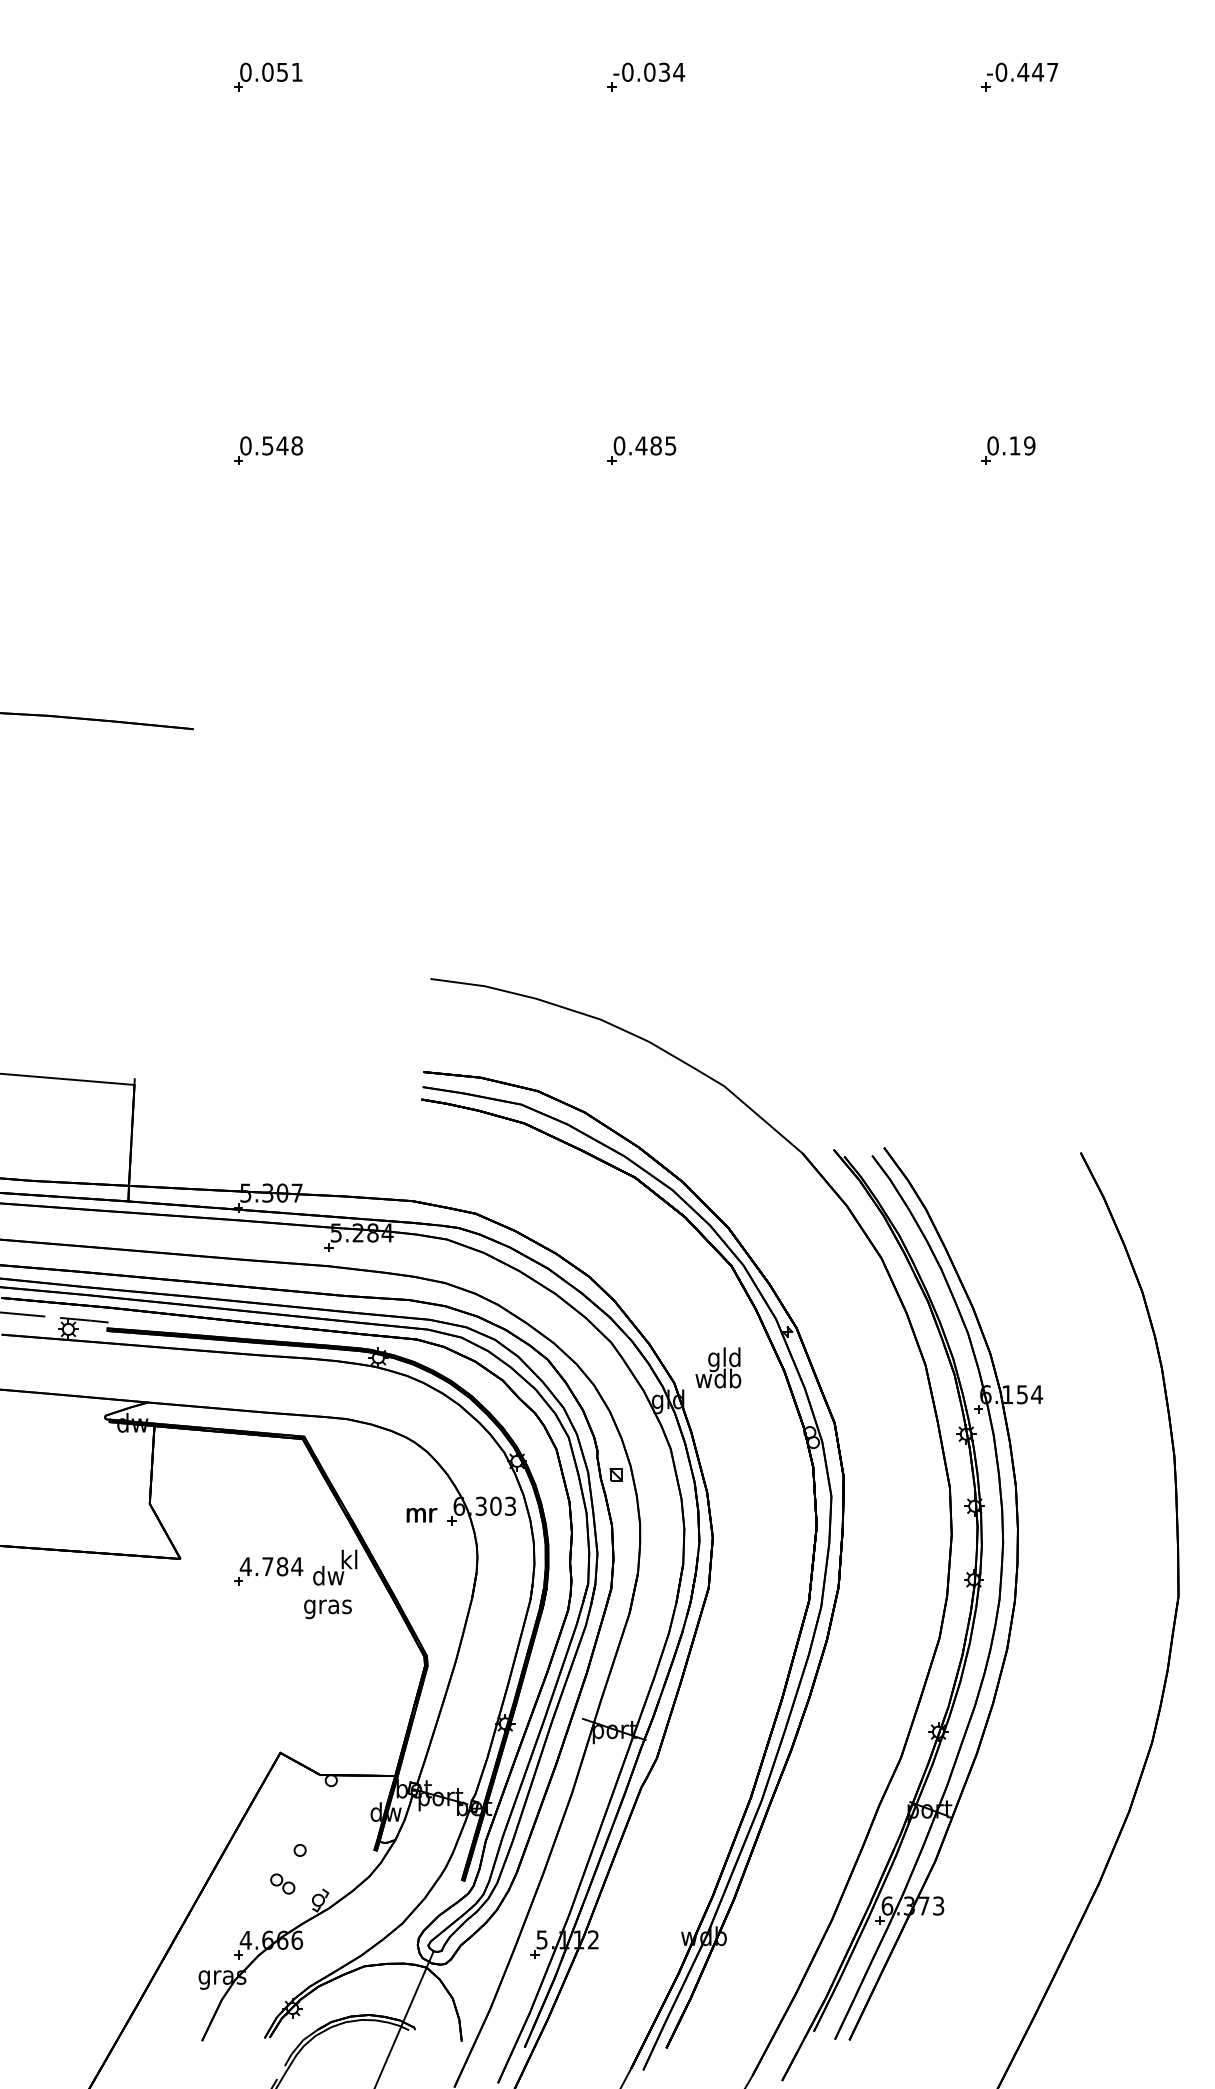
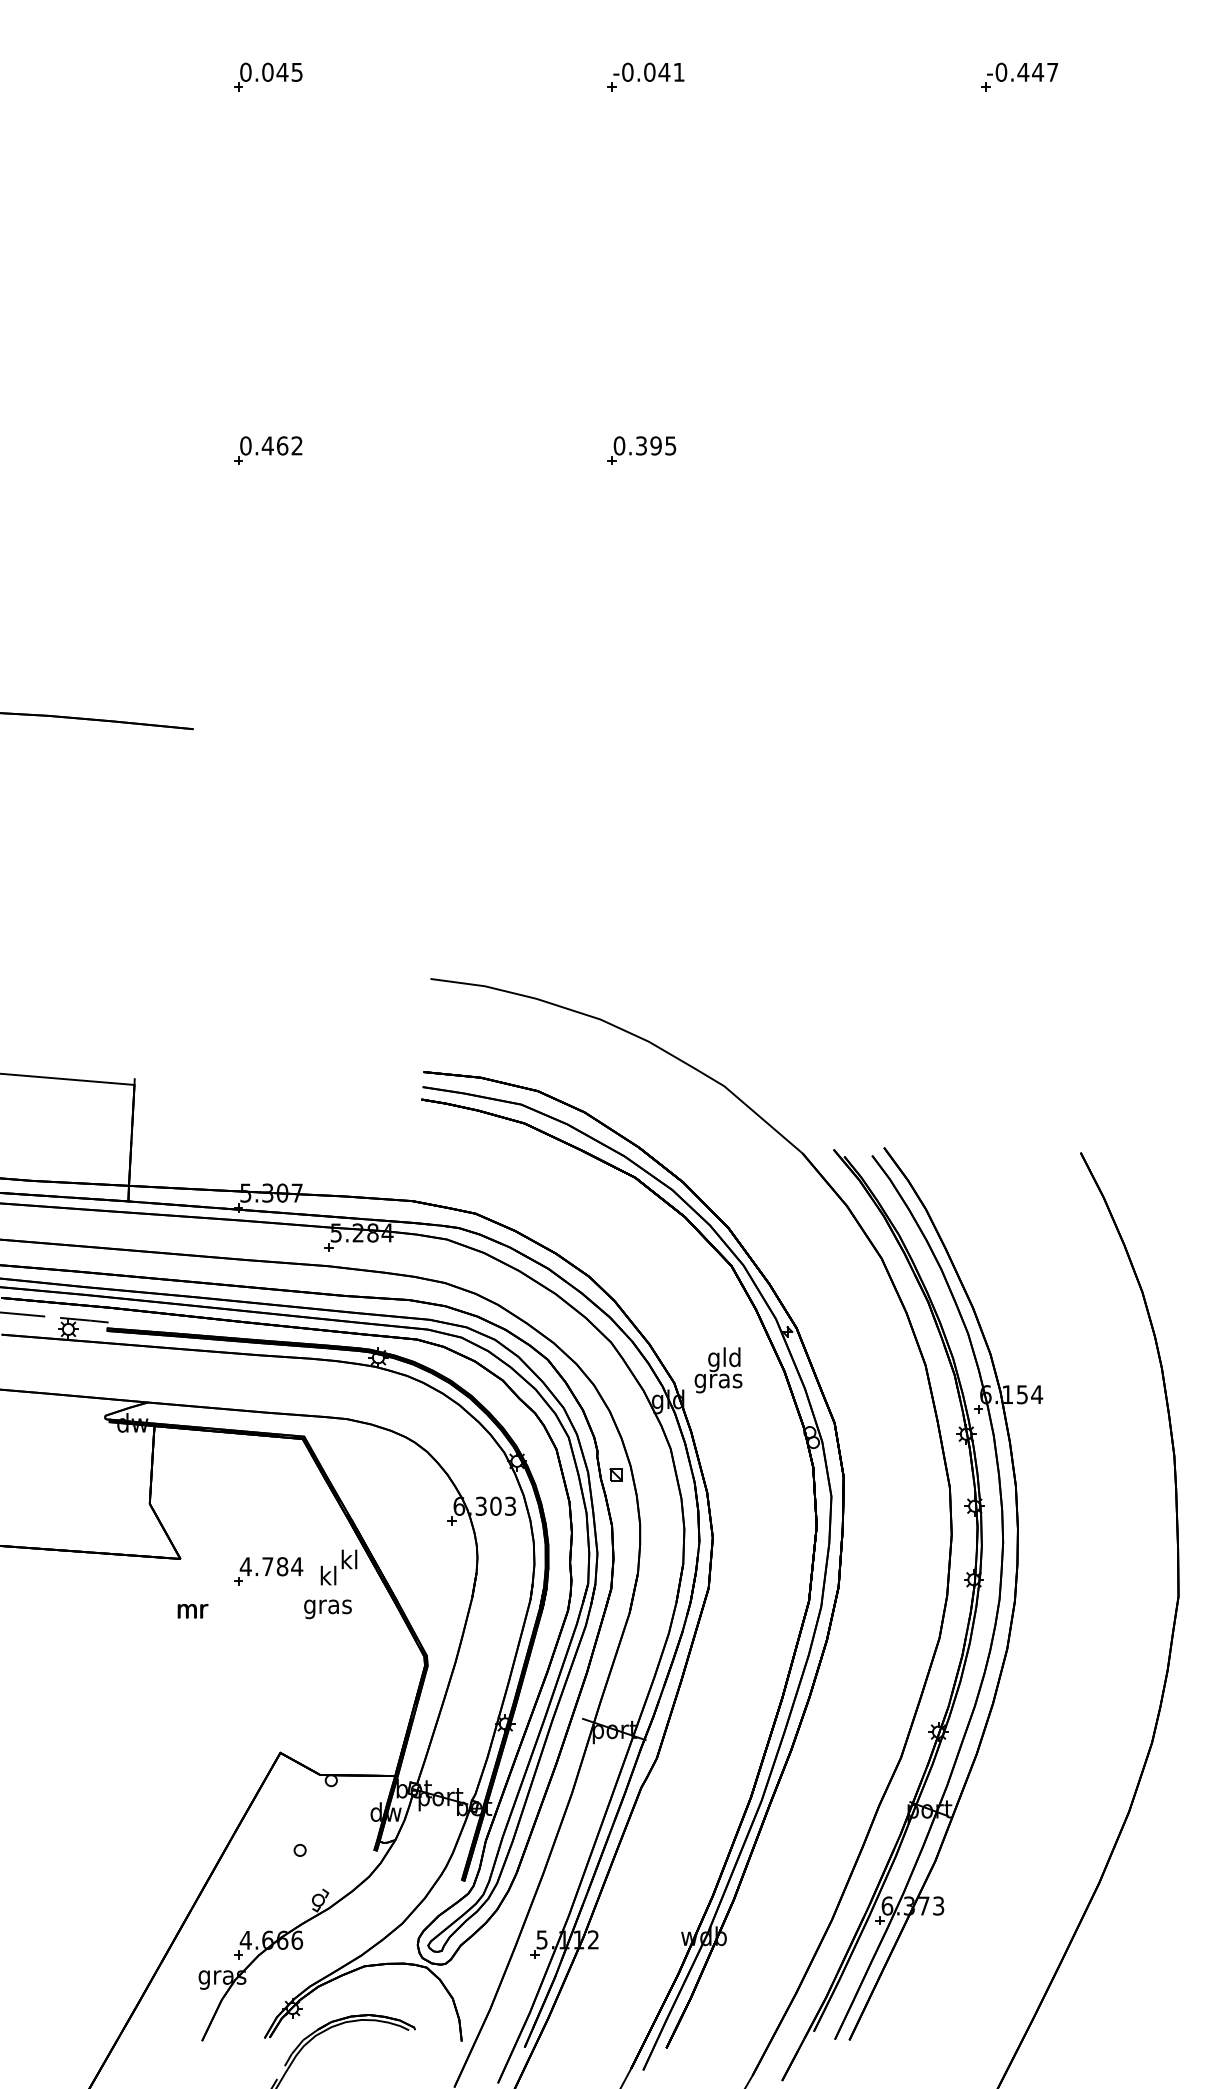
text: -0.034 -> -0.041 (671, 71)
text: 0.051 -> 0.045 (289, 72)
text: 0.548 -> 0.462 (281, 445)
text: 0.485 -> 0.395 (648, 445)
part: present -> none (1008, 450)
text: wdb -> gras (718, 1380)
text position: (421, 1515) -> (192, 1611) (192, 1611)
text: dw -> kl (328, 1575)
part: present -> none (282, 1883)
line: present -> none (404, 2018)
